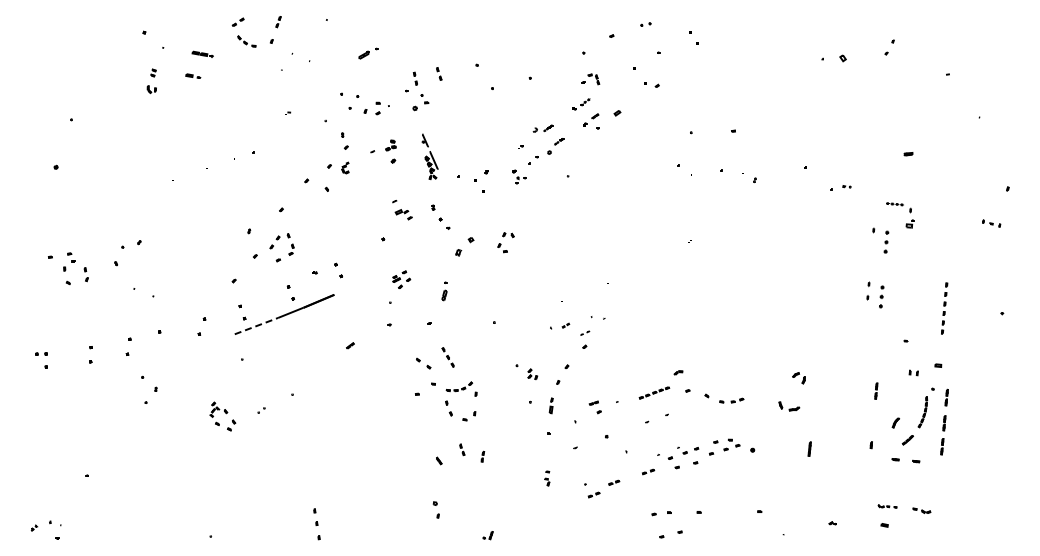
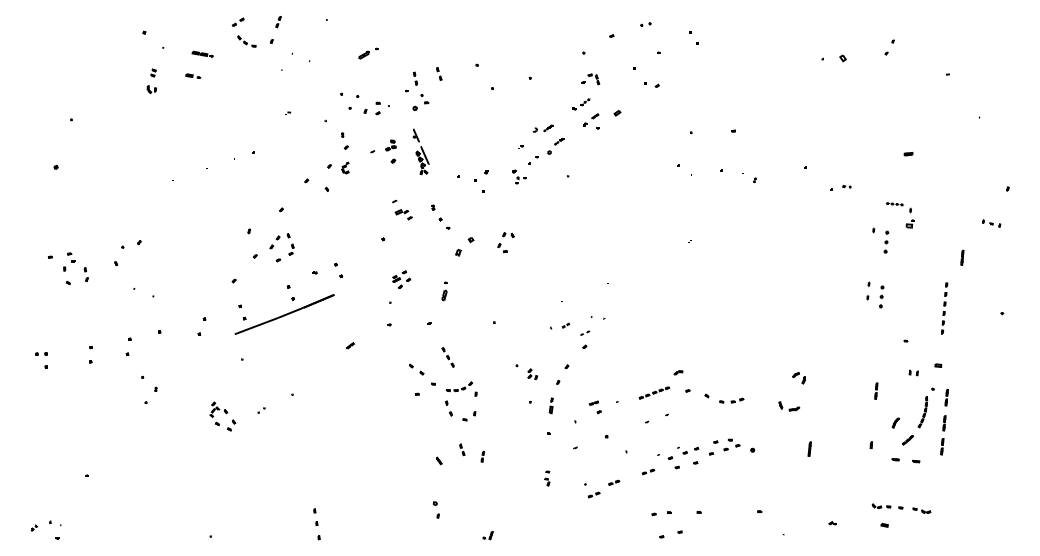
part position: (429, 156) -> (420, 151) (420, 151)
part: none -> present (962, 257)
line: dashed -> solid (256, 325)
part position: (423, 363) -> (416, 369) (416, 369)
part size: 21x5 px -> 33x7 px (887, 506)
